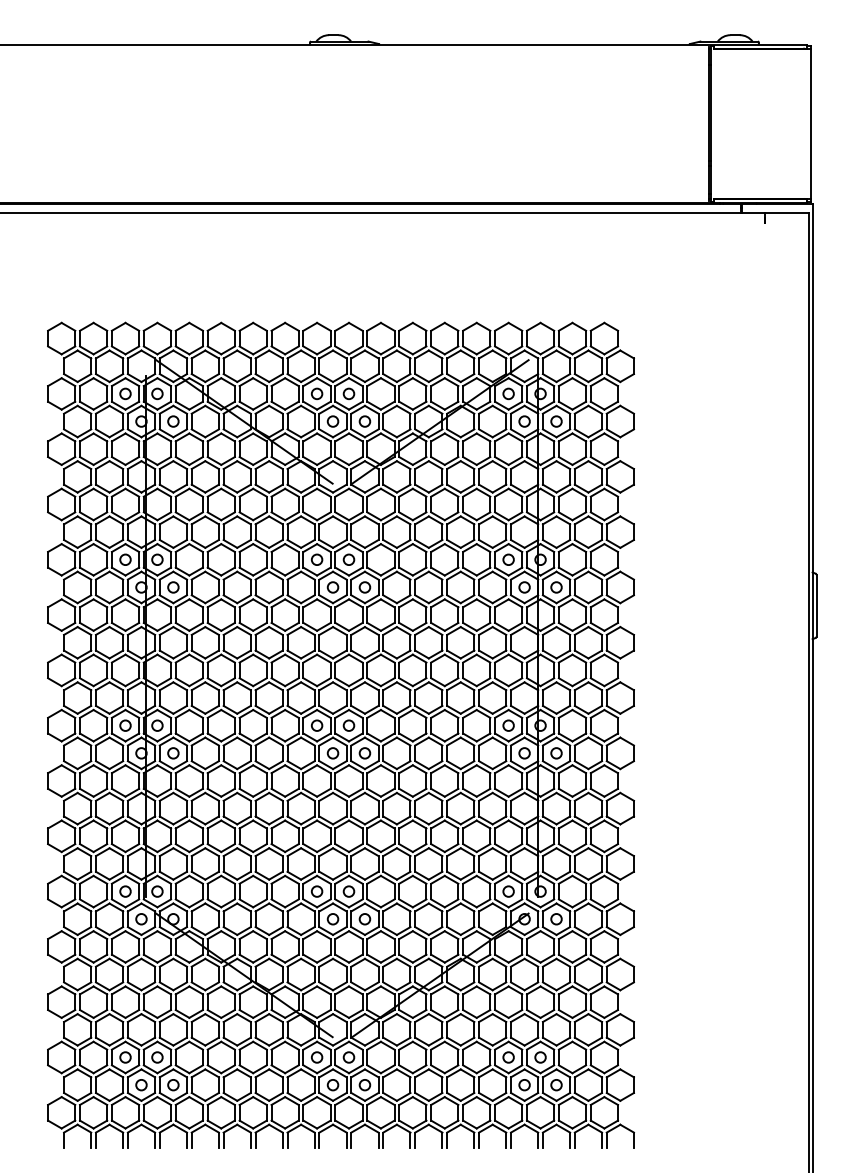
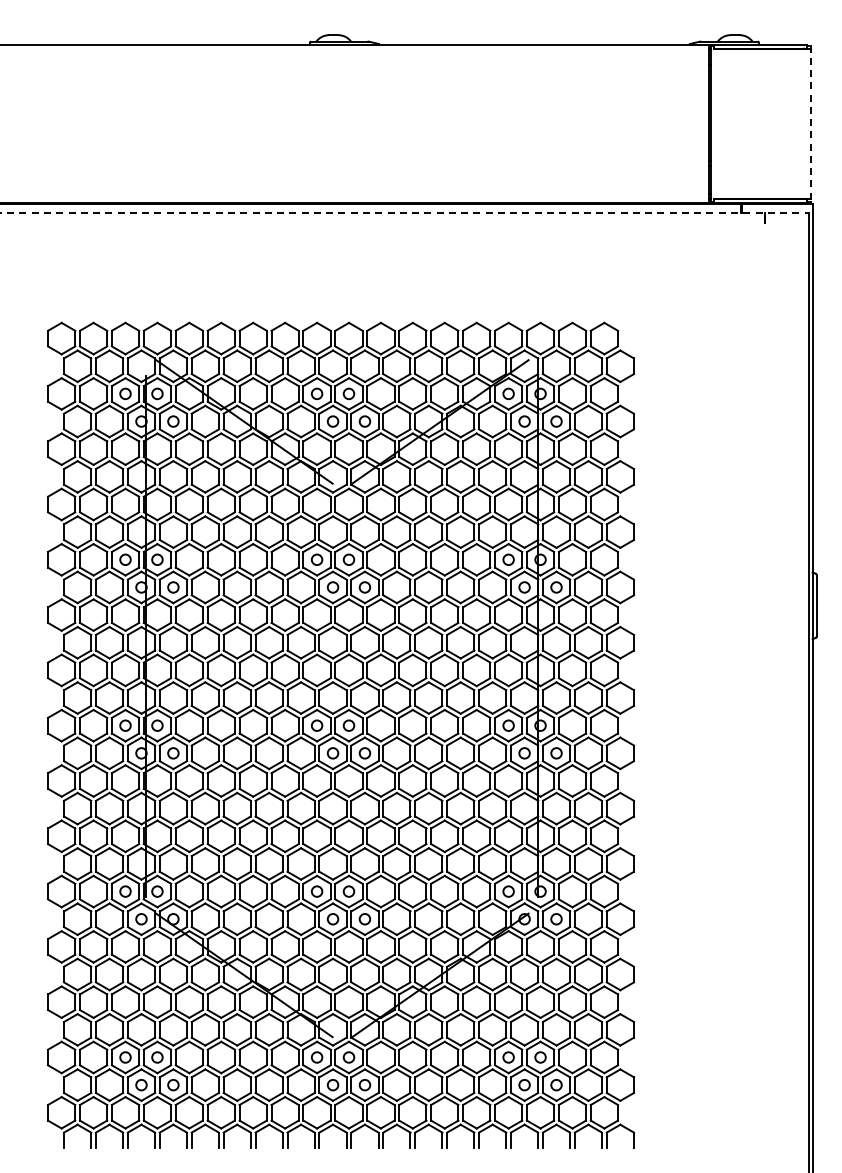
line: solid -> dashed (811, 124)
line: solid -> dashed (404, 213)
